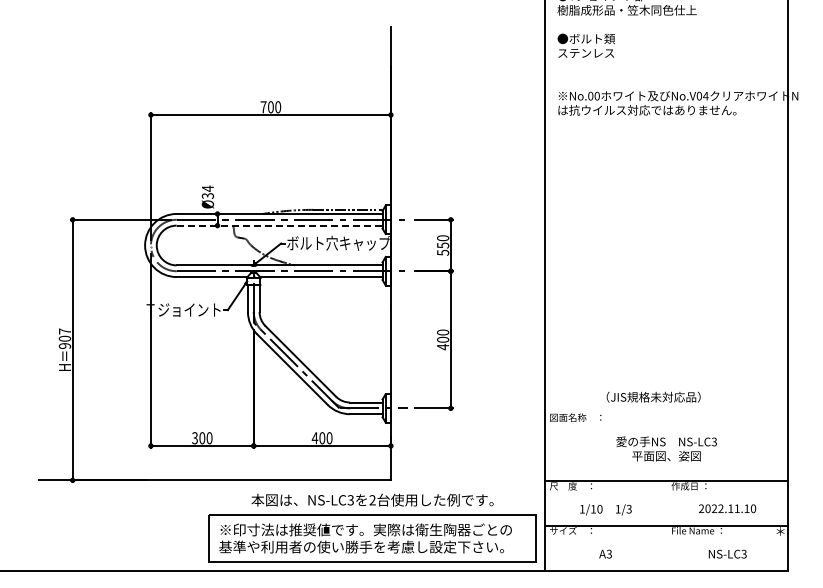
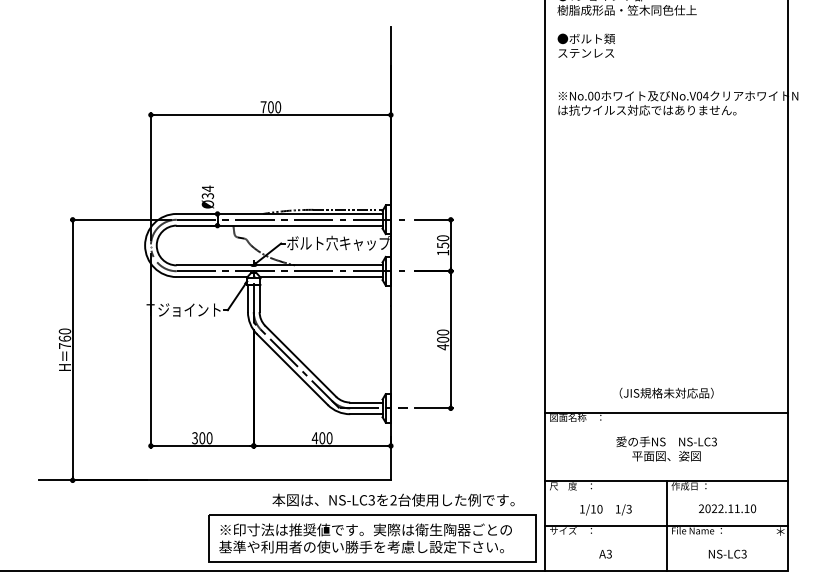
line: dashed -> solid (279, 225)
text: 550 -> 150 (443, 252)
text: 907 -> 760 (64, 338)
text position: (653, 396) -> (666, 392) (666, 392)
line: none -> present (666, 412)
text position: (372, 499) -> (393, 499) (393, 499)
line: none -> present (666, 525)
